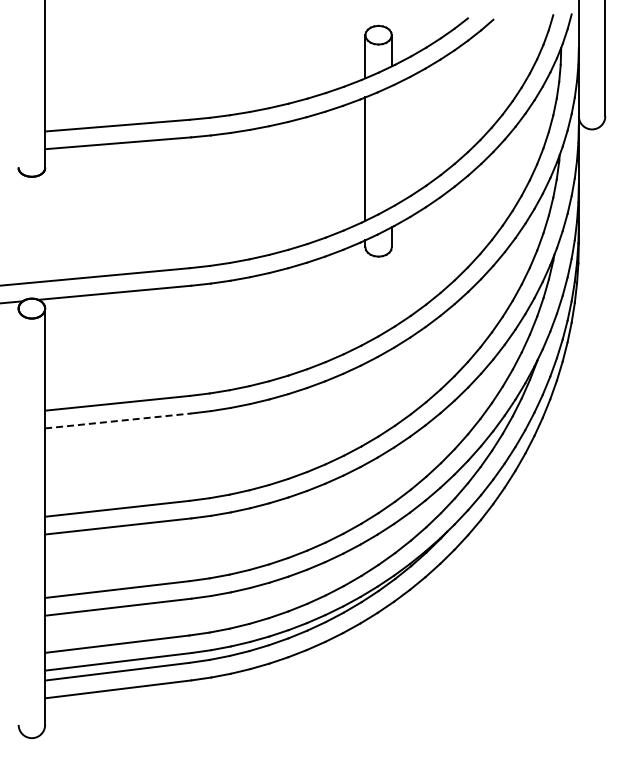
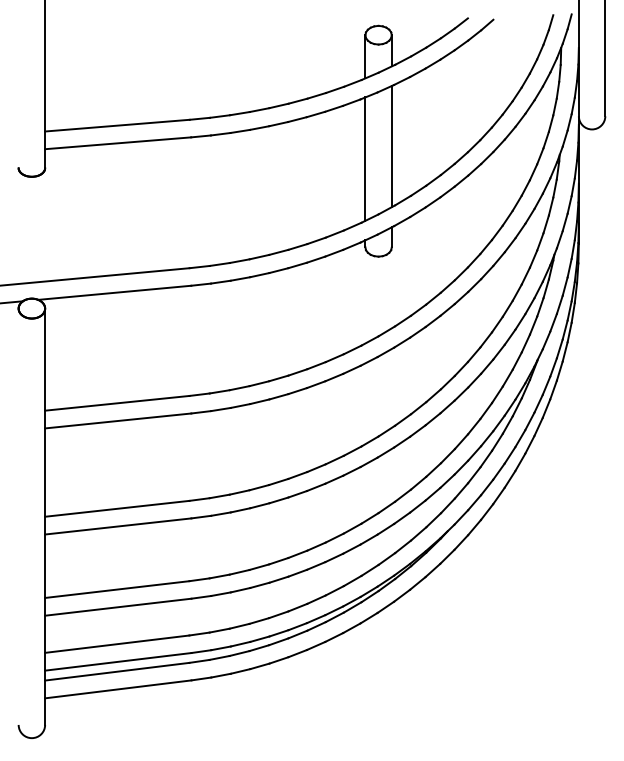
line: none -> present (391, 146)
line: dashed -> solid (118, 420)
